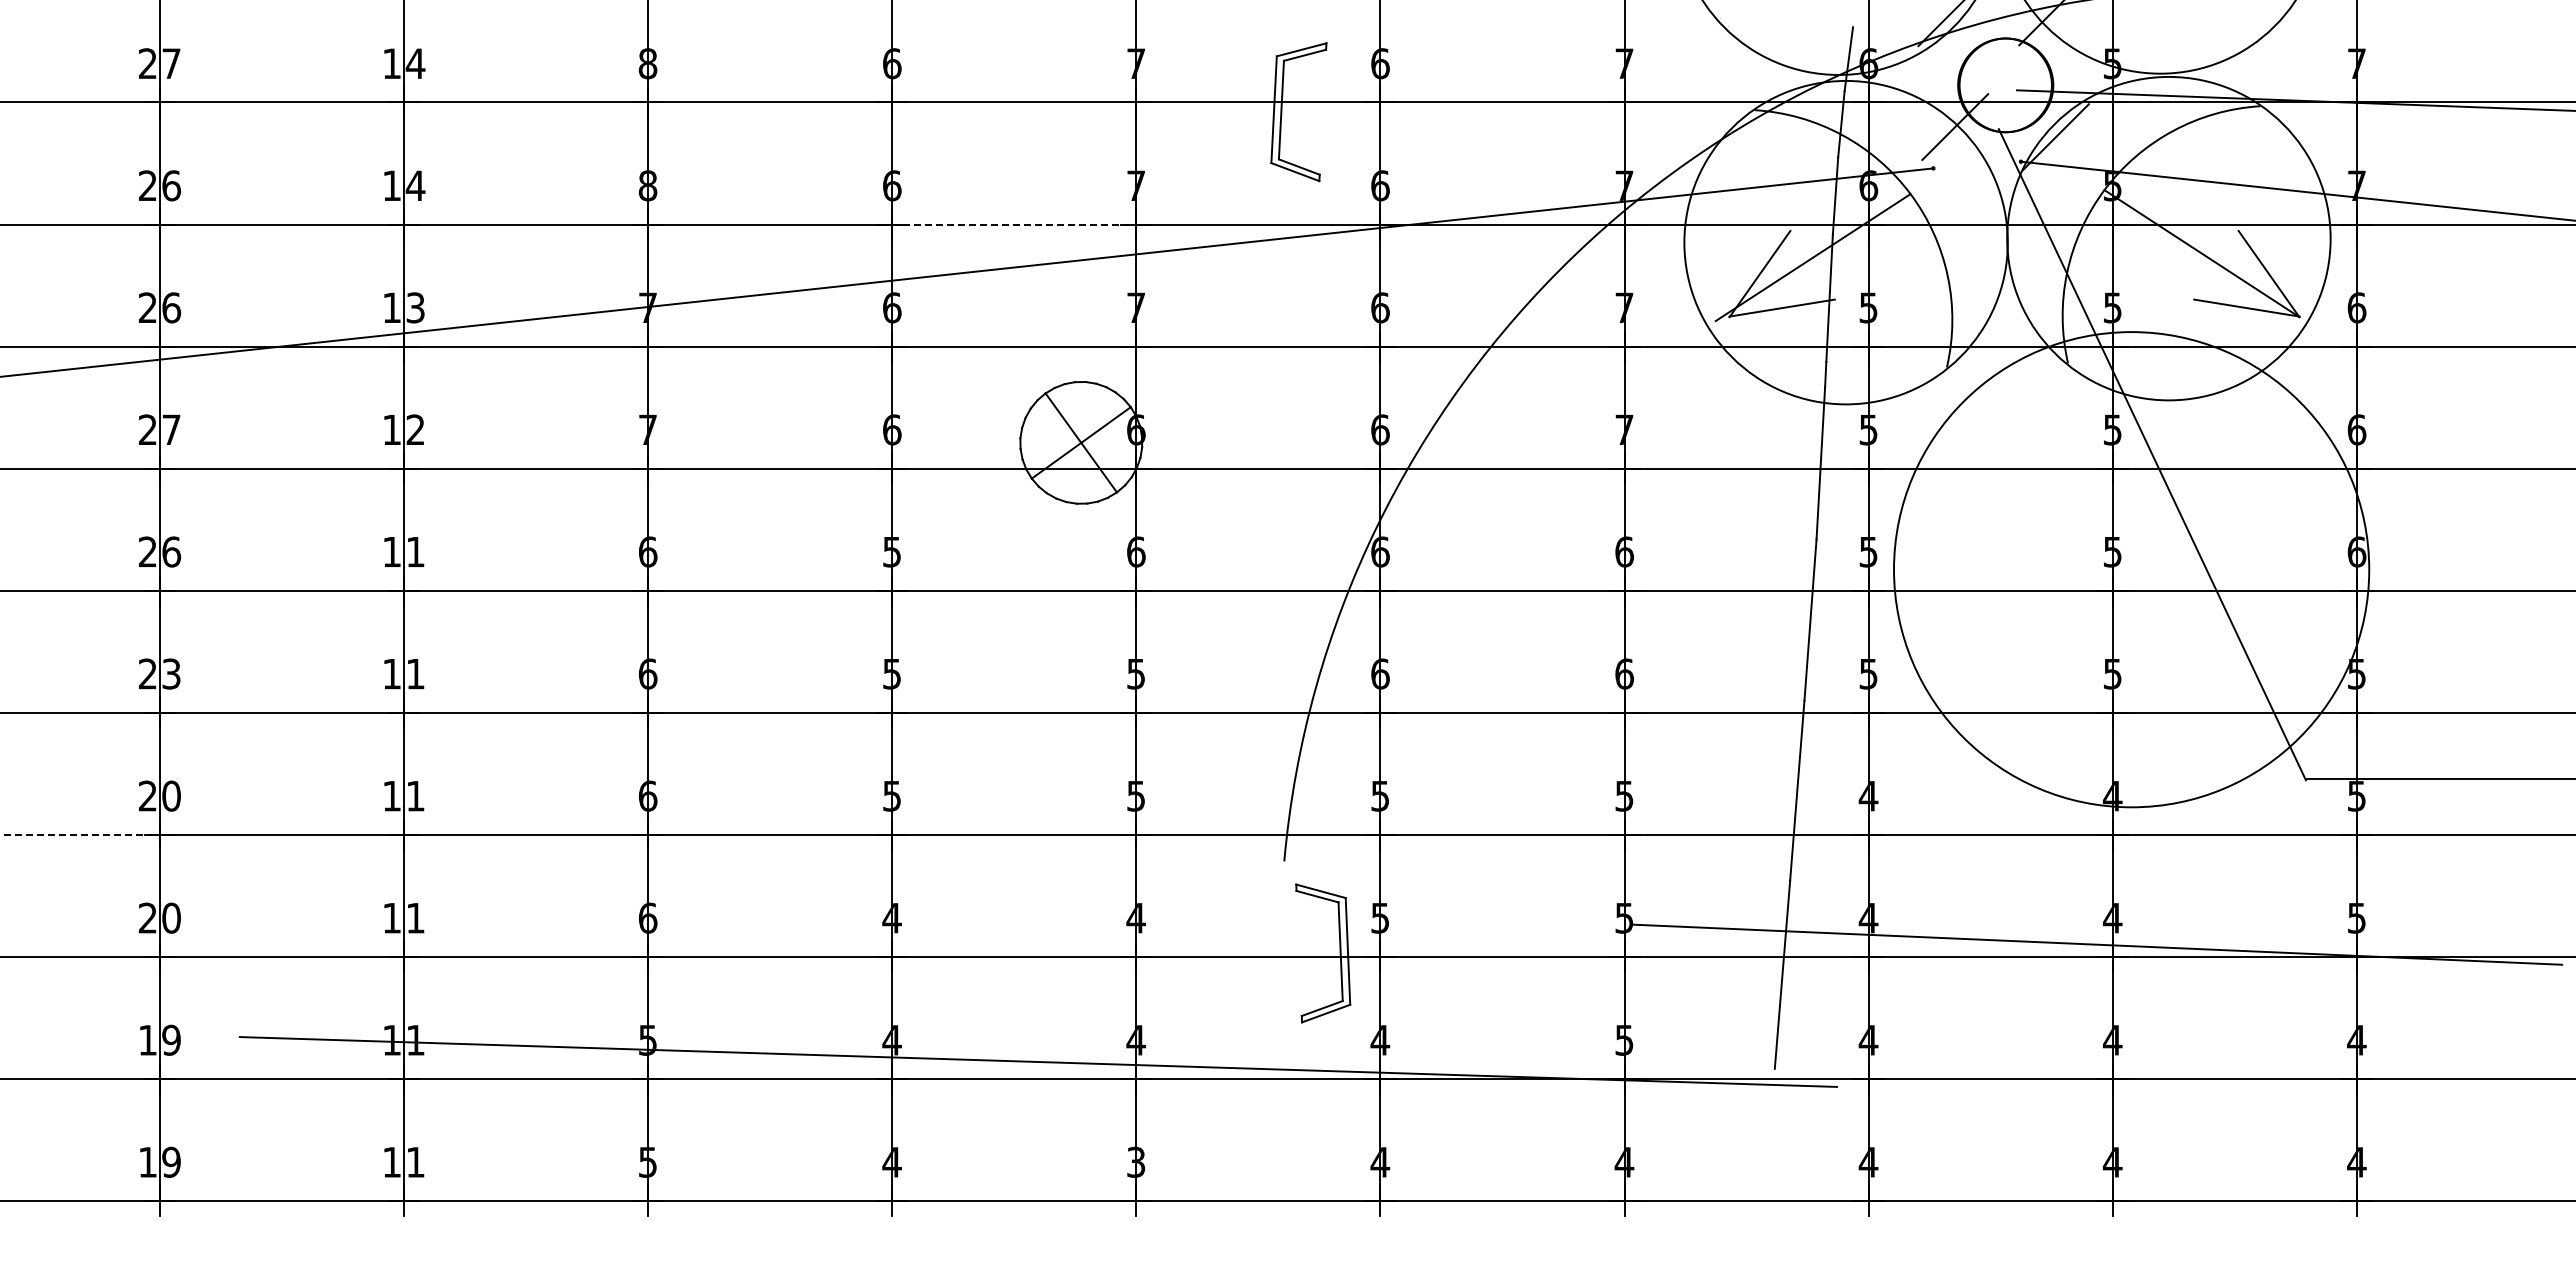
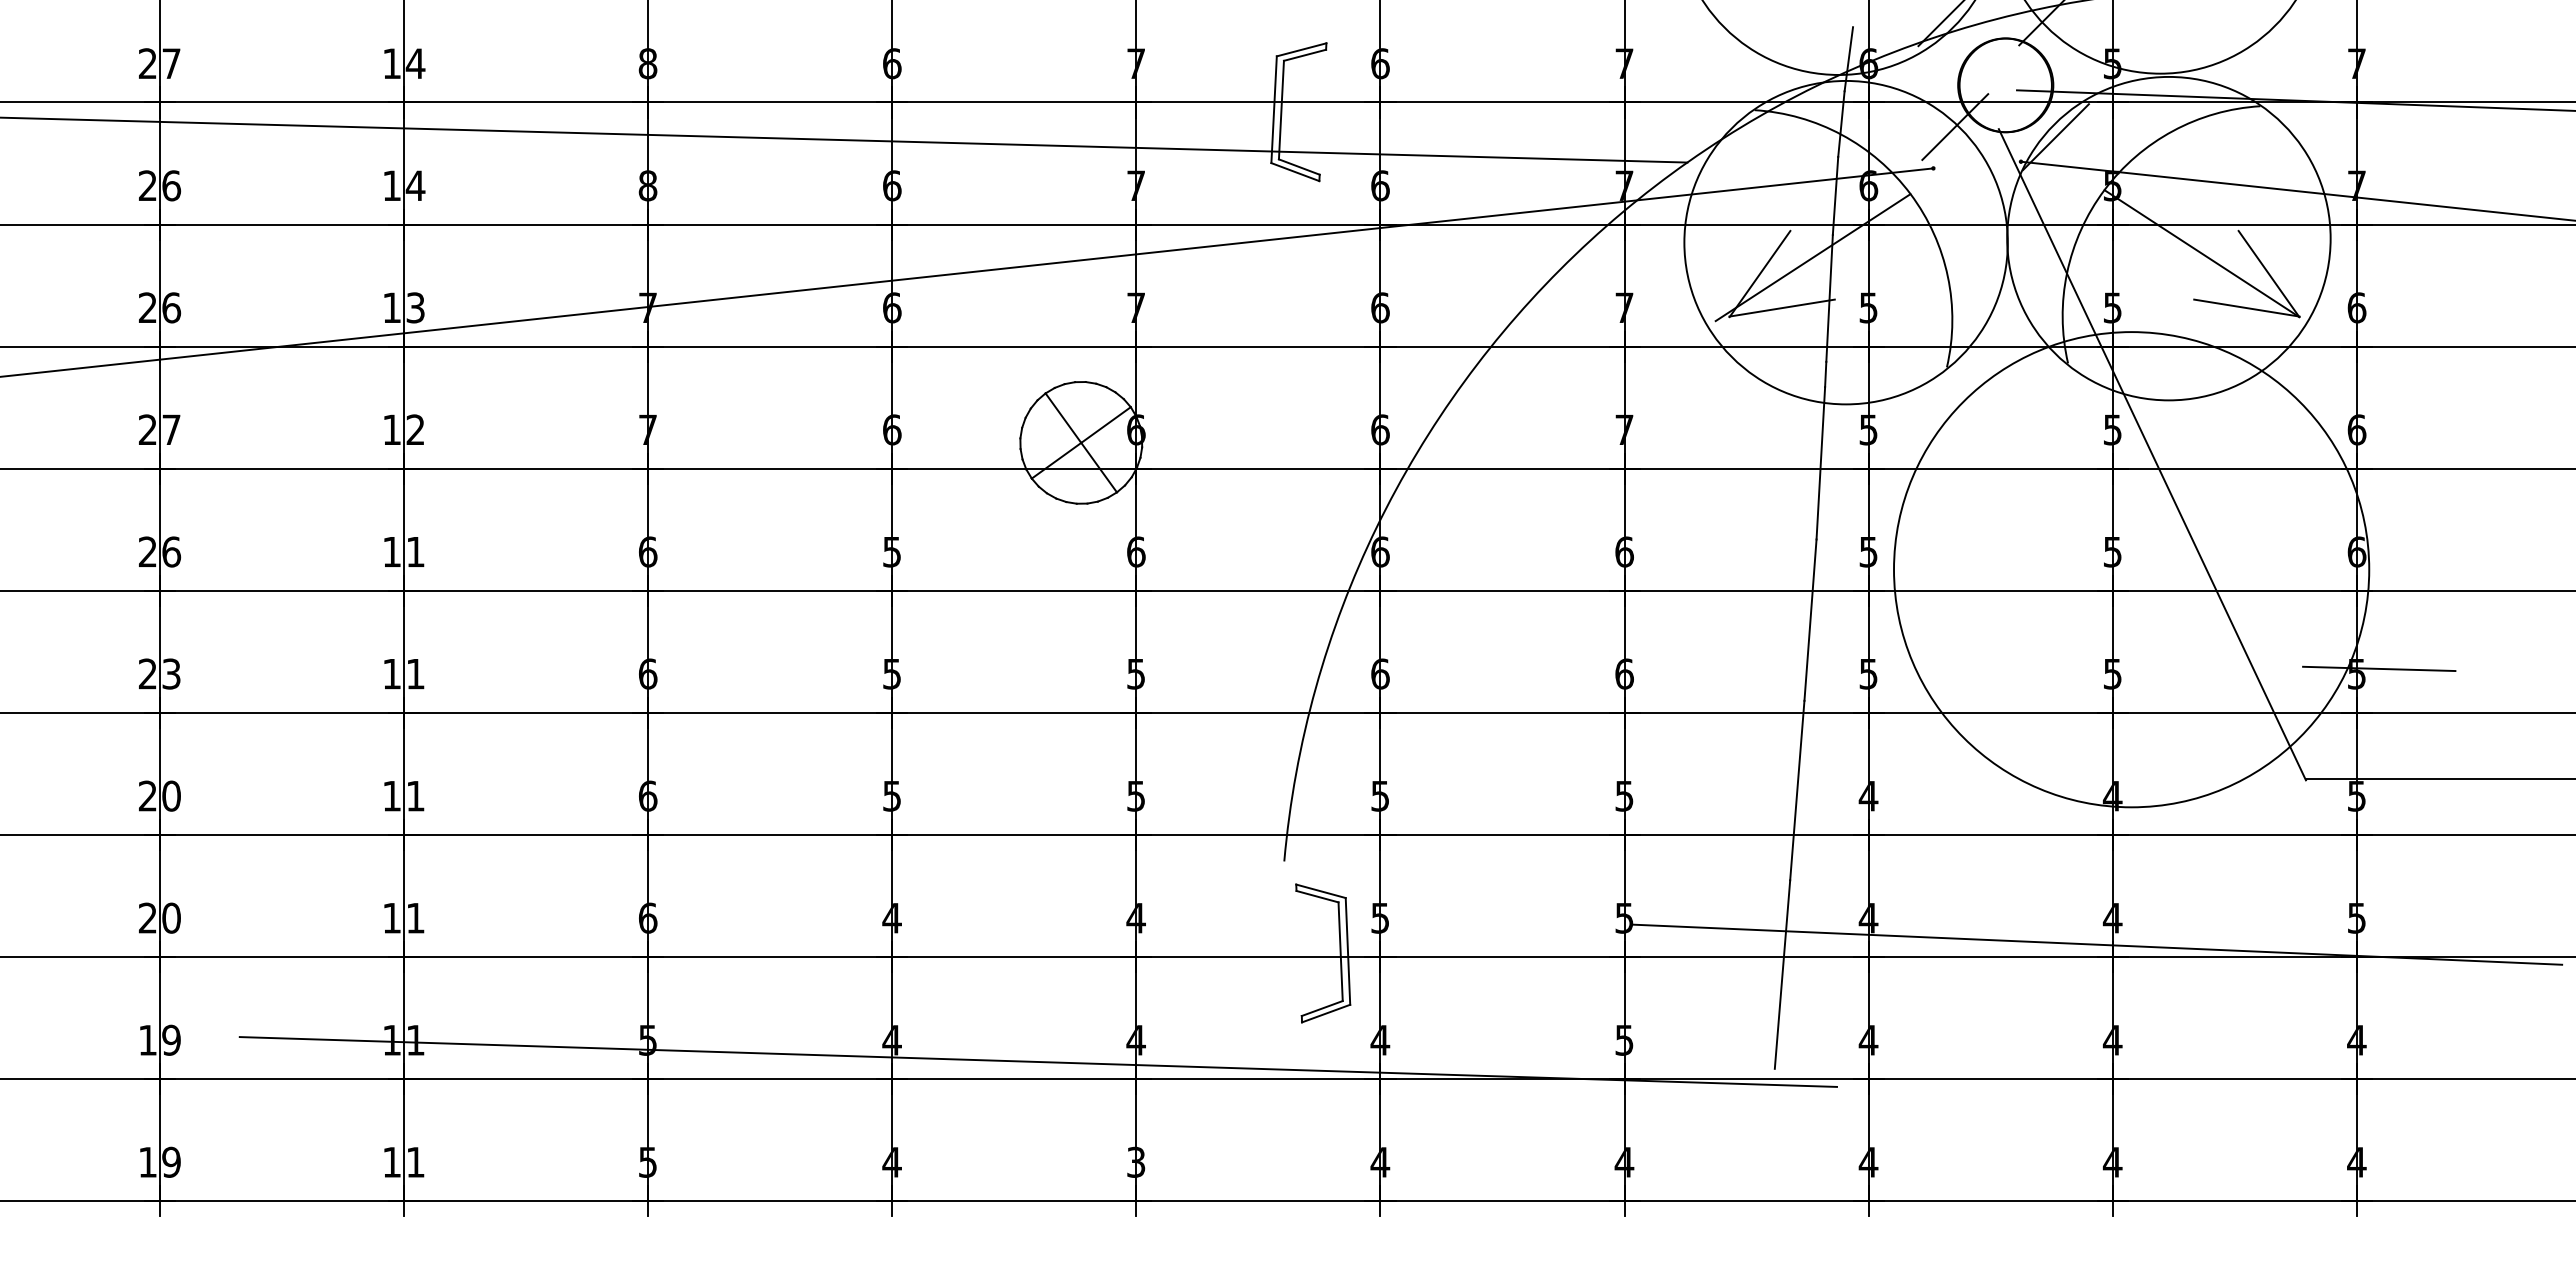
line: none -> present (844, 139)
line: dashed -> solid (1014, 224)
line: none -> present (2379, 668)
line: dashed -> solid (80, 834)
